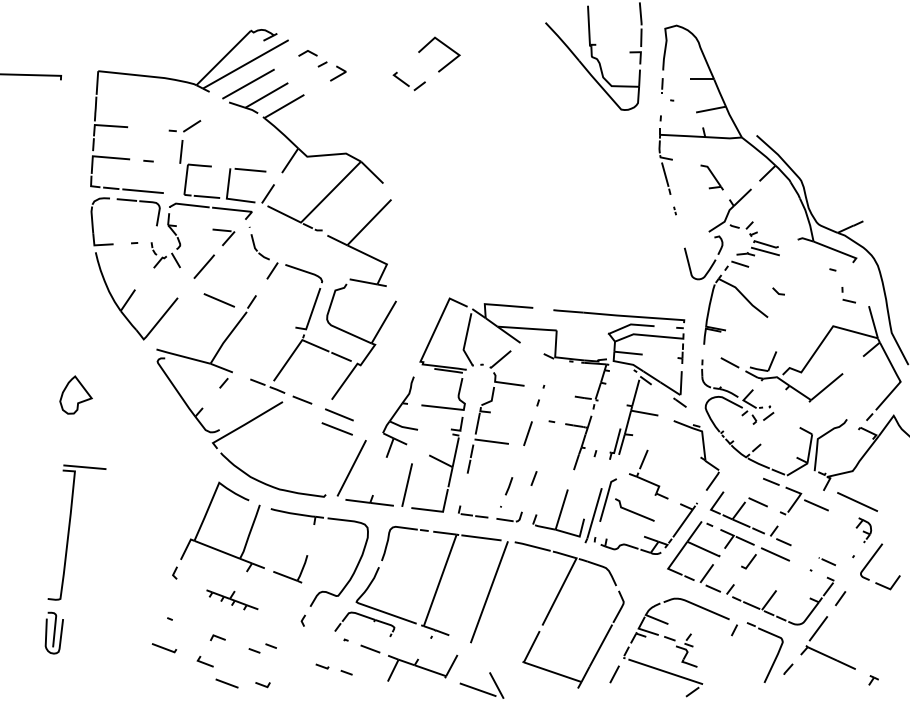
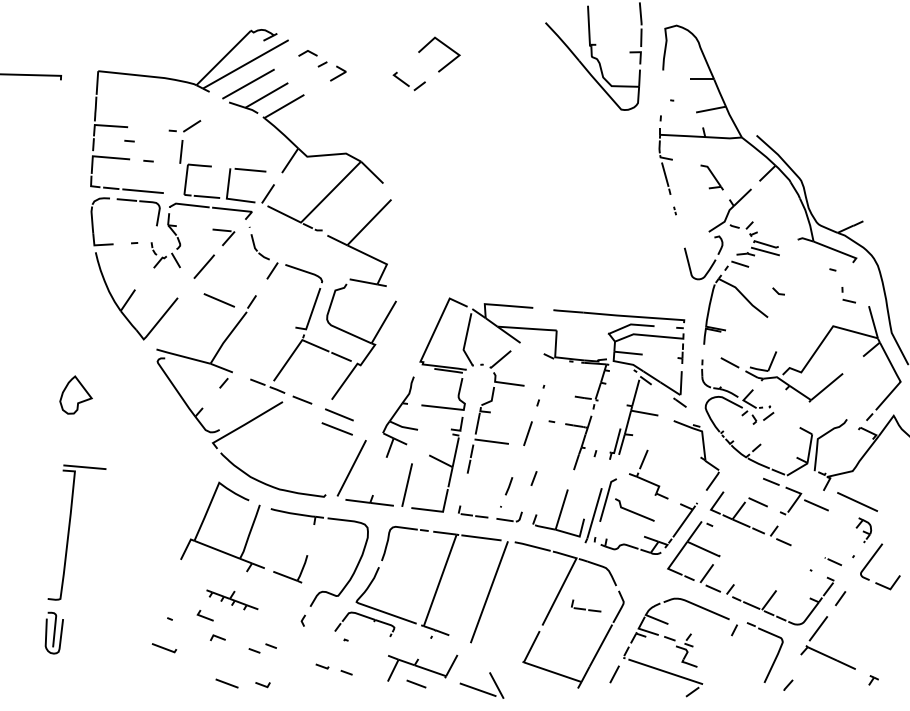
line: present -> none (662, 85)
line: none -> present (129, 140)
part: present -> none (755, 549)
line position: (826, 561) -> (832, 561) (832, 561)
line: present -> none (174, 572)
part: none -> present (586, 605)
line position: (370, 648) -> (416, 683) (416, 683)
line position: (204, 662) -> (204, 616) (204, 616)
line position: (788, 668) -> (788, 684) (788, 684)
